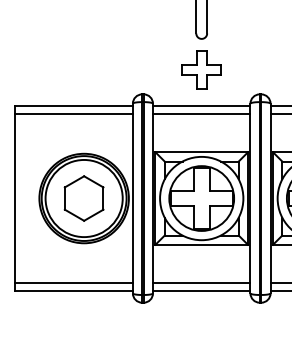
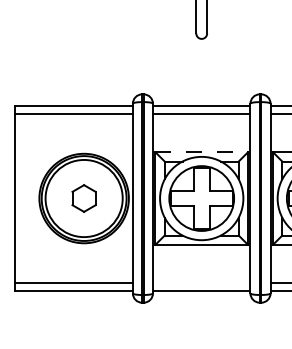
part: present -> none (201, 69)
line: solid -> dashed (202, 152)
part size: 42x47 px -> 26x29 px (83, 198)
line: present -> none (201, 283)
